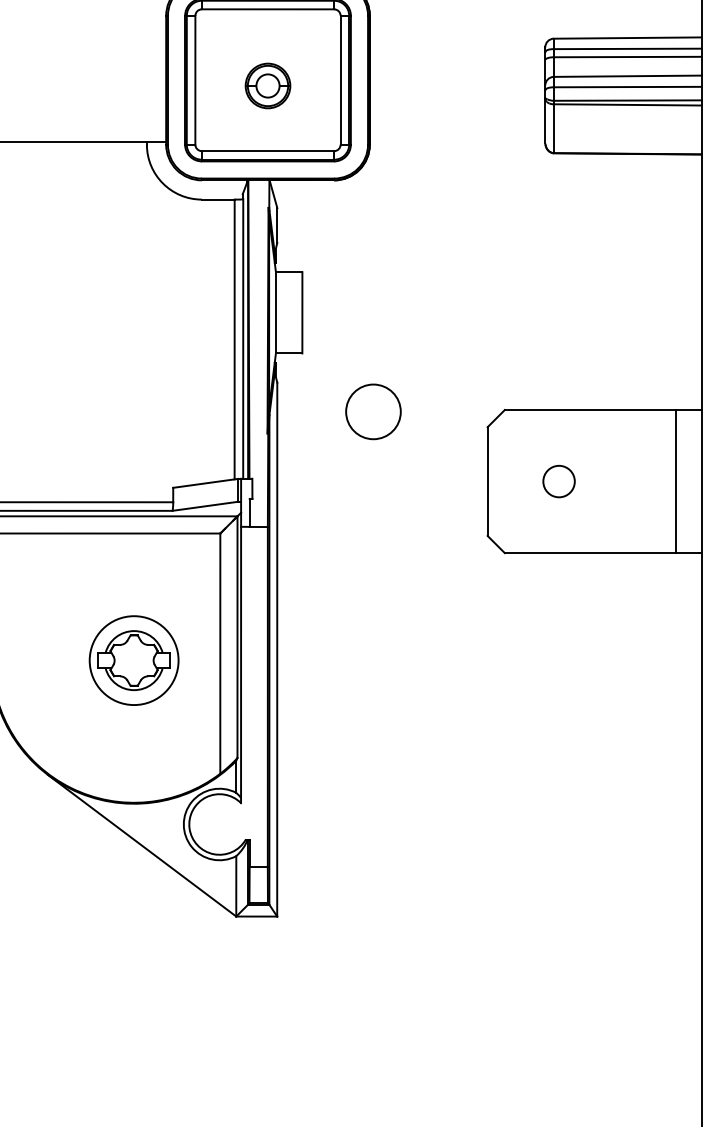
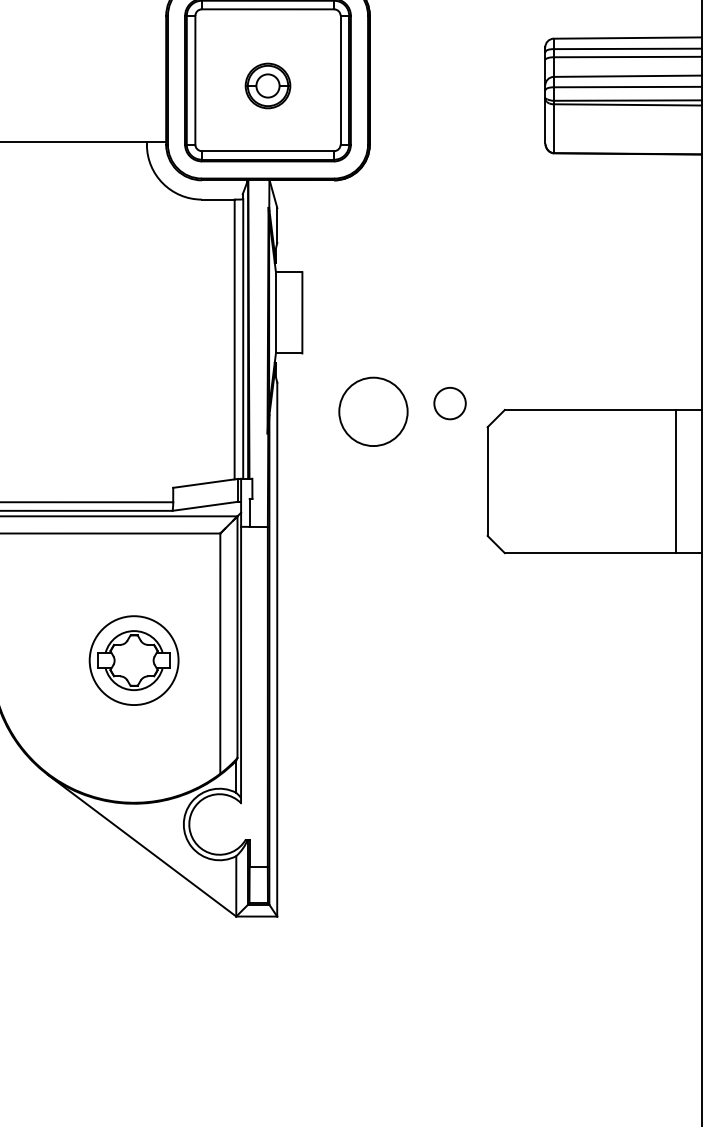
circle size: 57x58 px -> 71x71 px (373, 411)
circle position: (558, 481) -> (449, 403) (449, 403)
